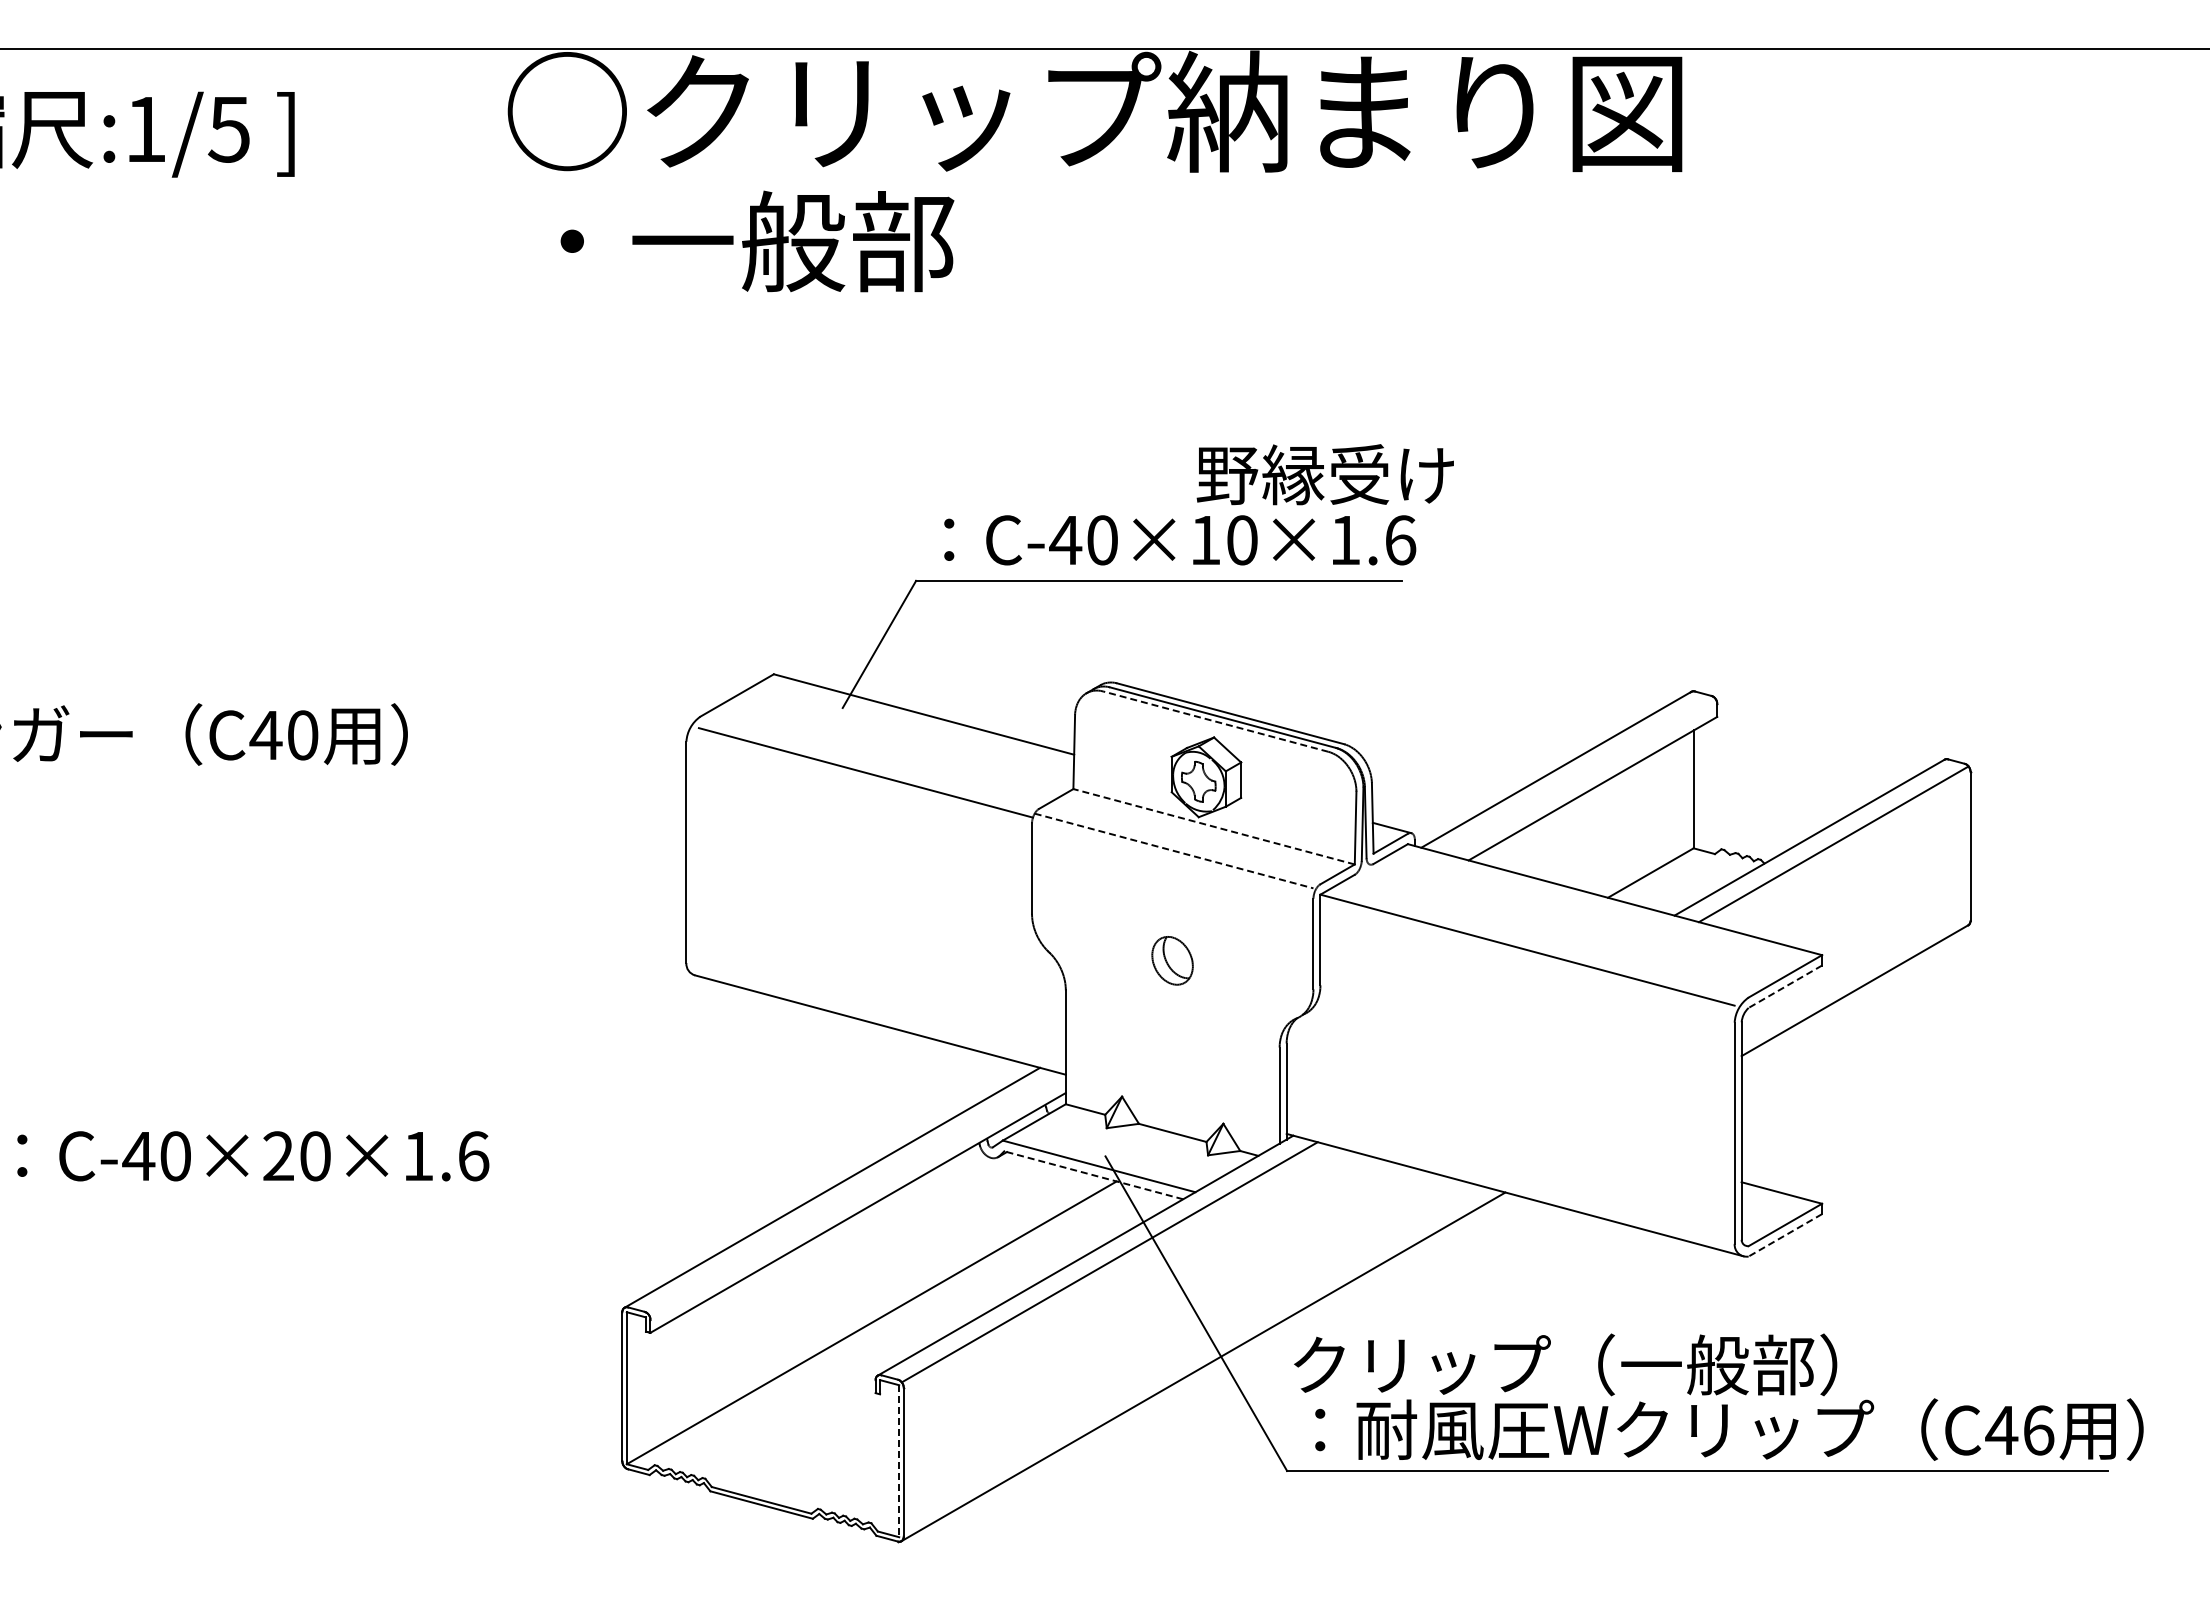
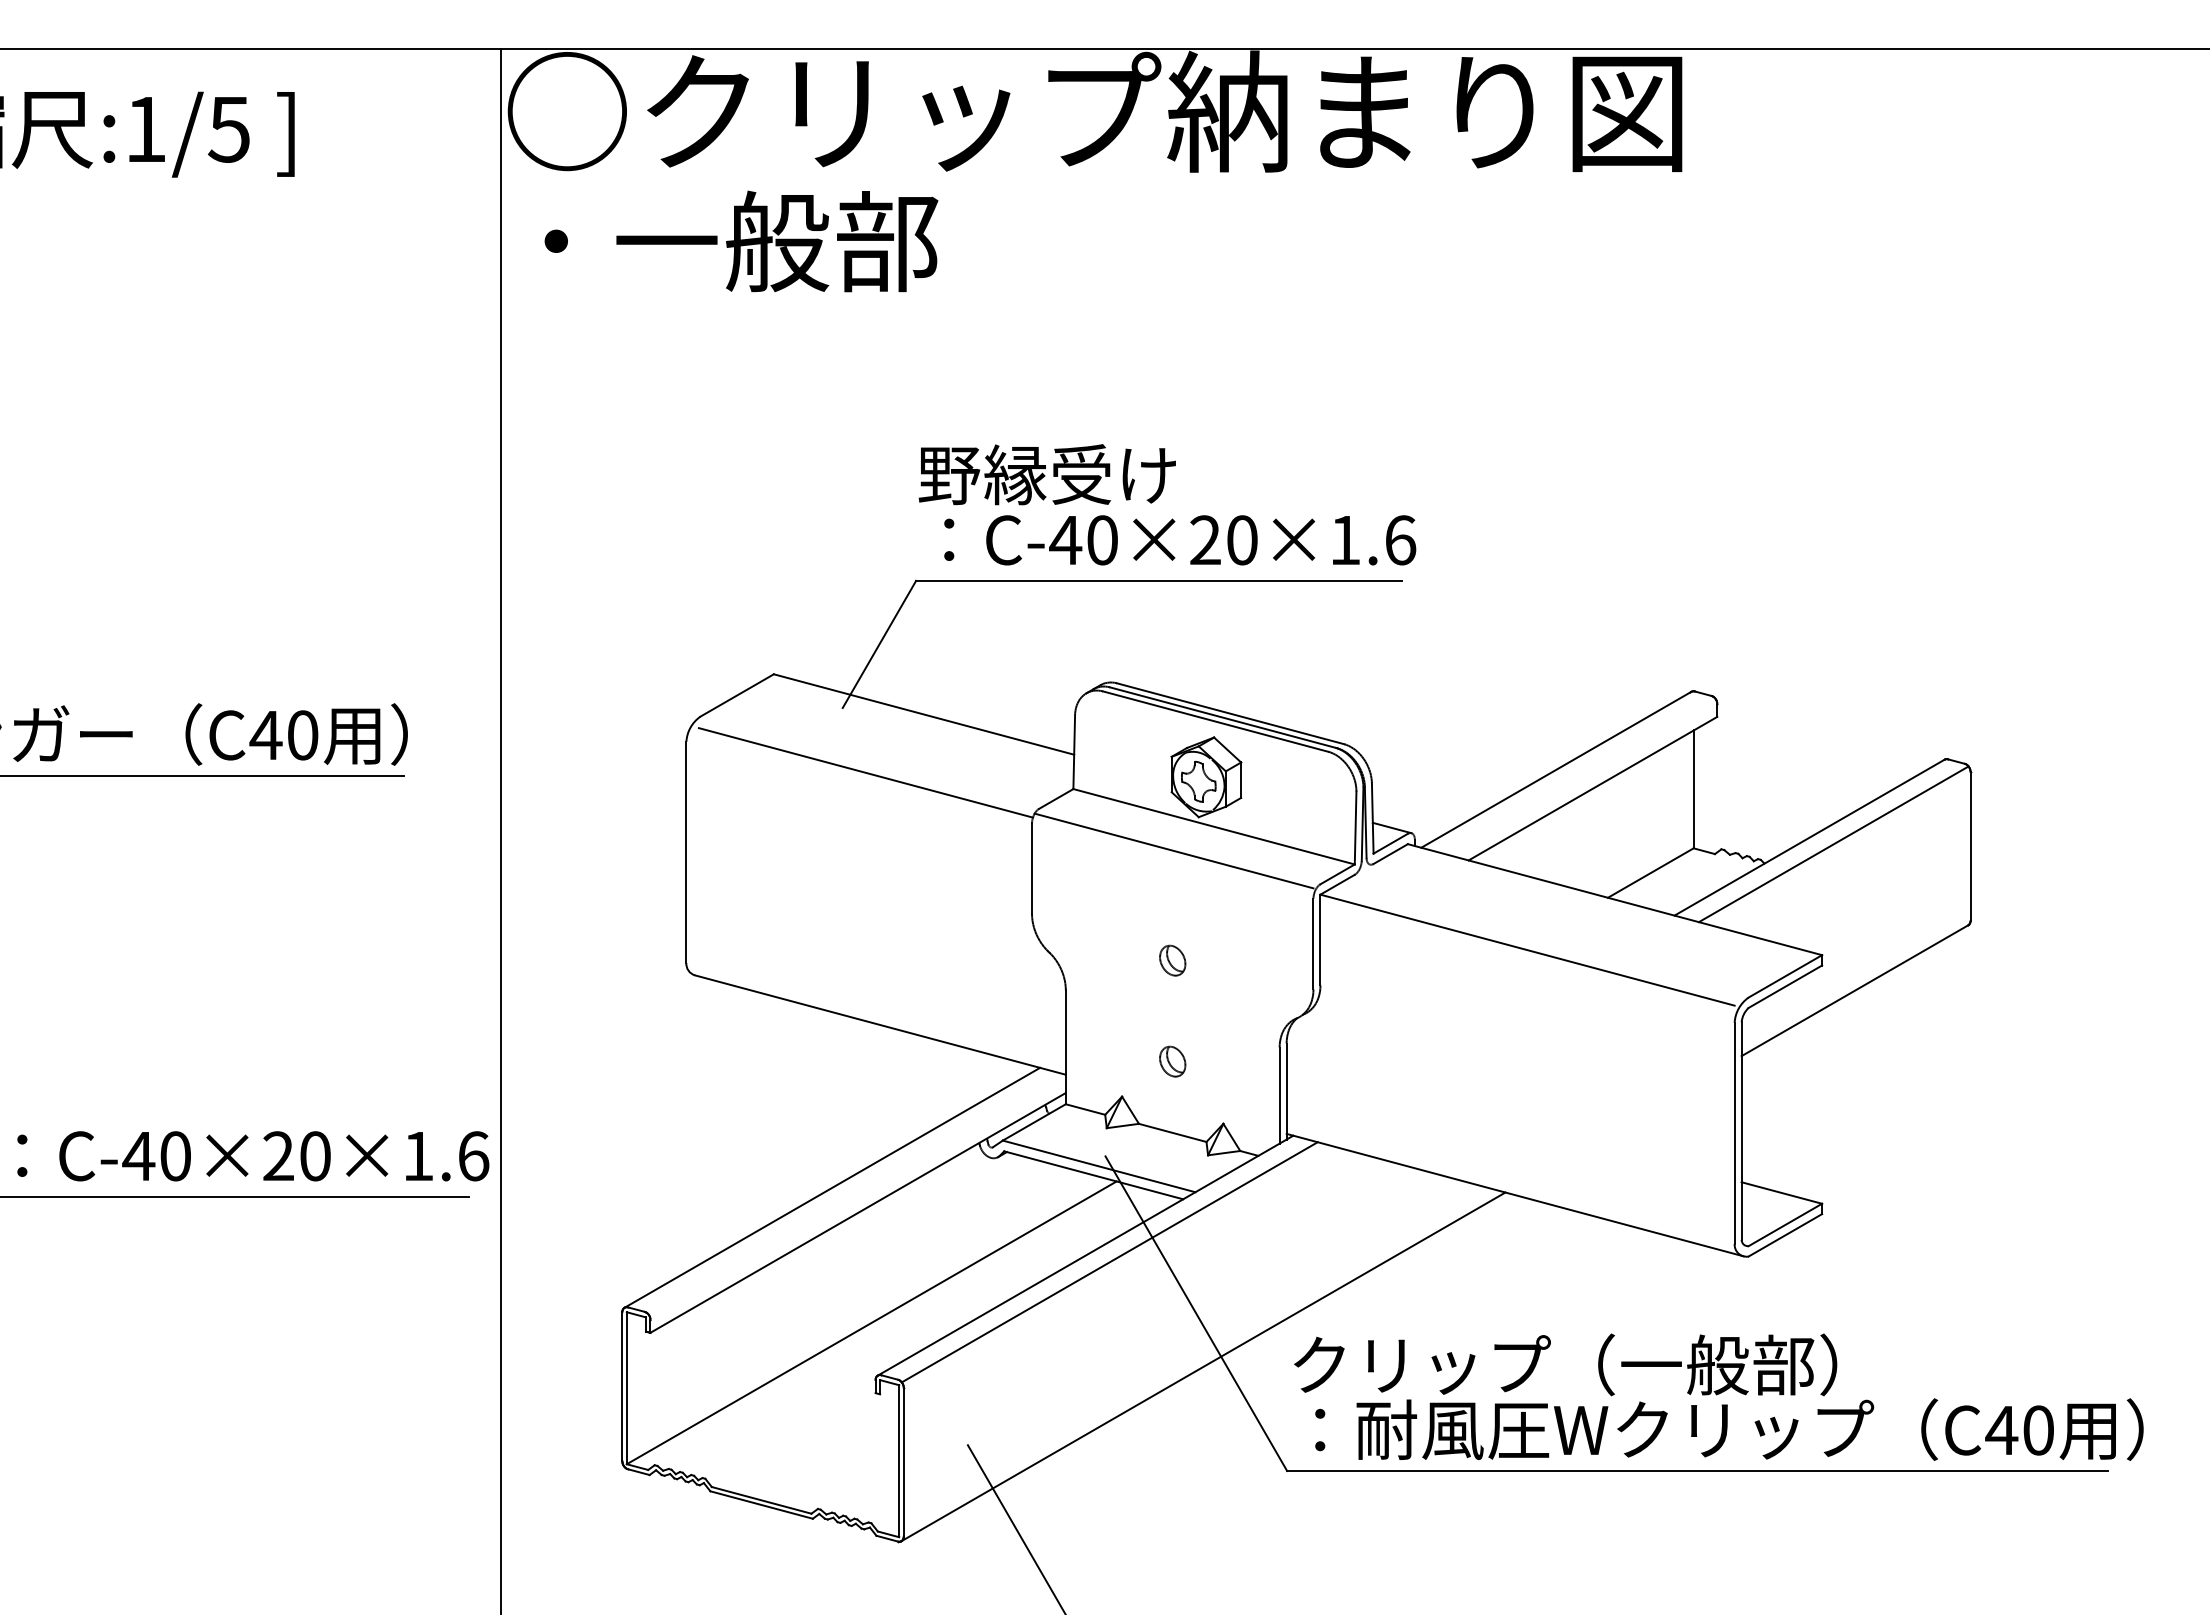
text position: (757, 241) -> (741, 241) (741, 241)
text position: (1324, 474) -> (1046, 474) (1046, 474)
text: C-40×10×1.6 -> C-40×20×1.6 (1205, 539)
line: dashed -> solid (1215, 721)
line: none -> present (203, 775)
line: dashed -> solid (1214, 826)
line: none -> present (501, 829)
line: dashed -> solid (1174, 851)
part size: 43x50 px -> 28x33 px (1172, 960)
line: dashed -> solid (1784, 986)
part: none -> present (1172, 1061)
line: dashed -> solid (1093, 1175)
line: none -> present (235, 1196)
line: dashed -> solid (1784, 1235)
text: C46 -> C40 (2038, 1430)
line: dashed -> solid (899, 1461)
line: none -> present (1015, 1528)
